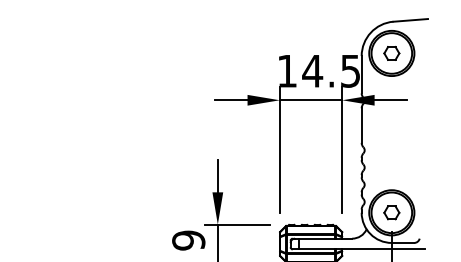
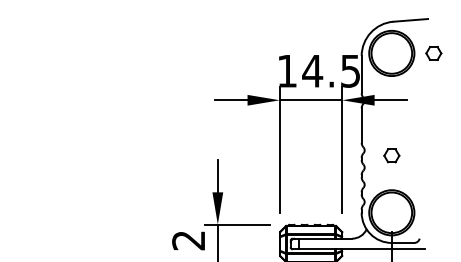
part position: (391, 53) -> (433, 53) (433, 53)
part position: (391, 212) -> (391, 155) (391, 155)
text: 9 -> 2 (188, 240)
